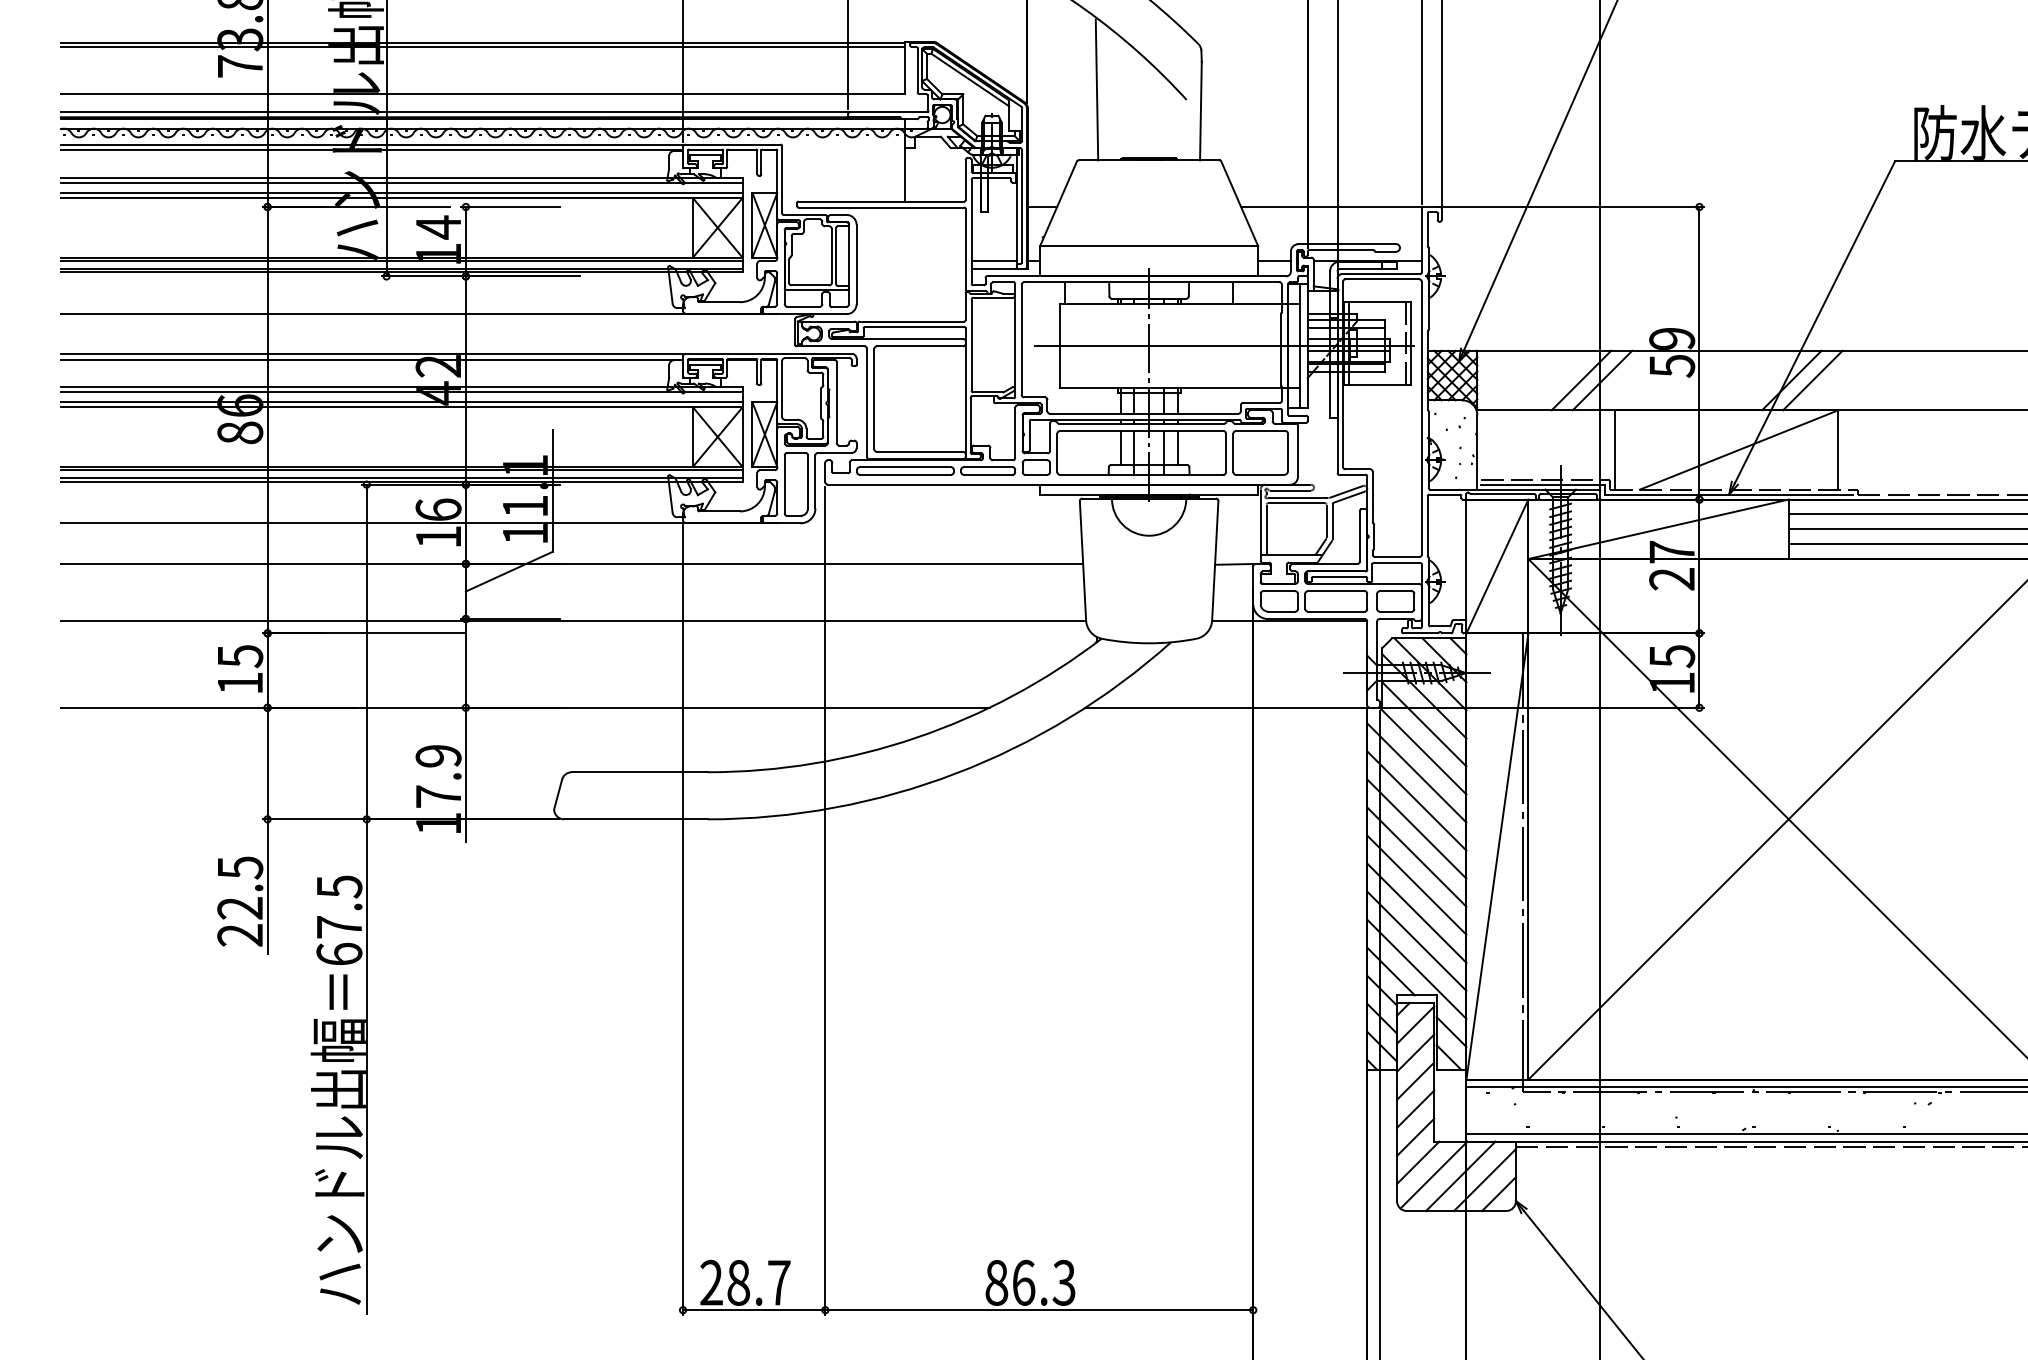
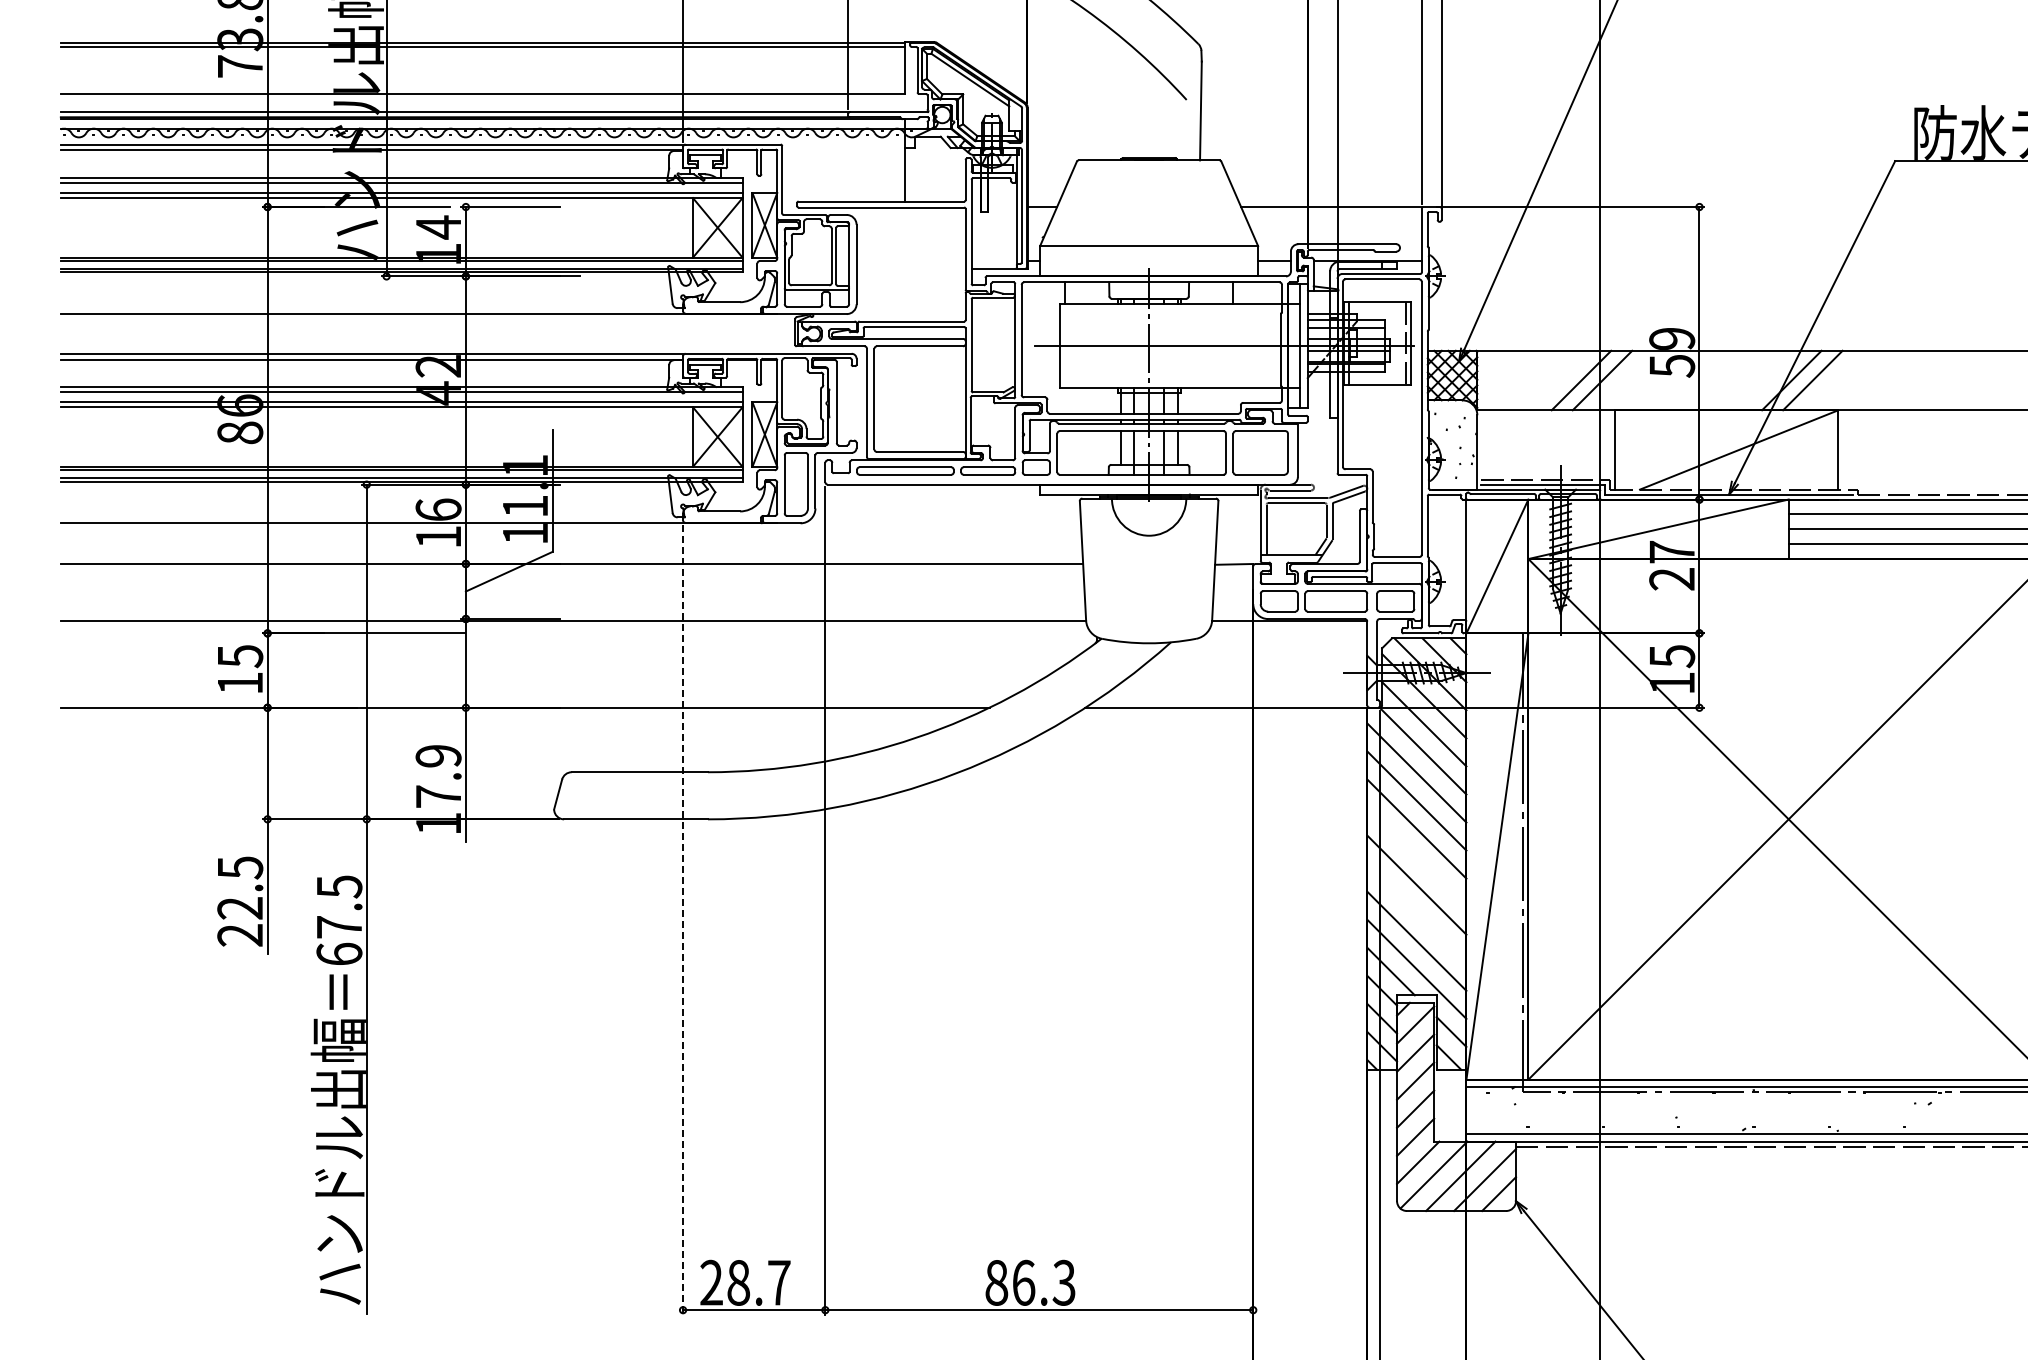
line: present -> none (1096, 89)
line: present -> none (993, 260)
line: present -> none (1416, 856)
line: present -> none (1416, 912)
line: solid -> dashed (683, 920)
